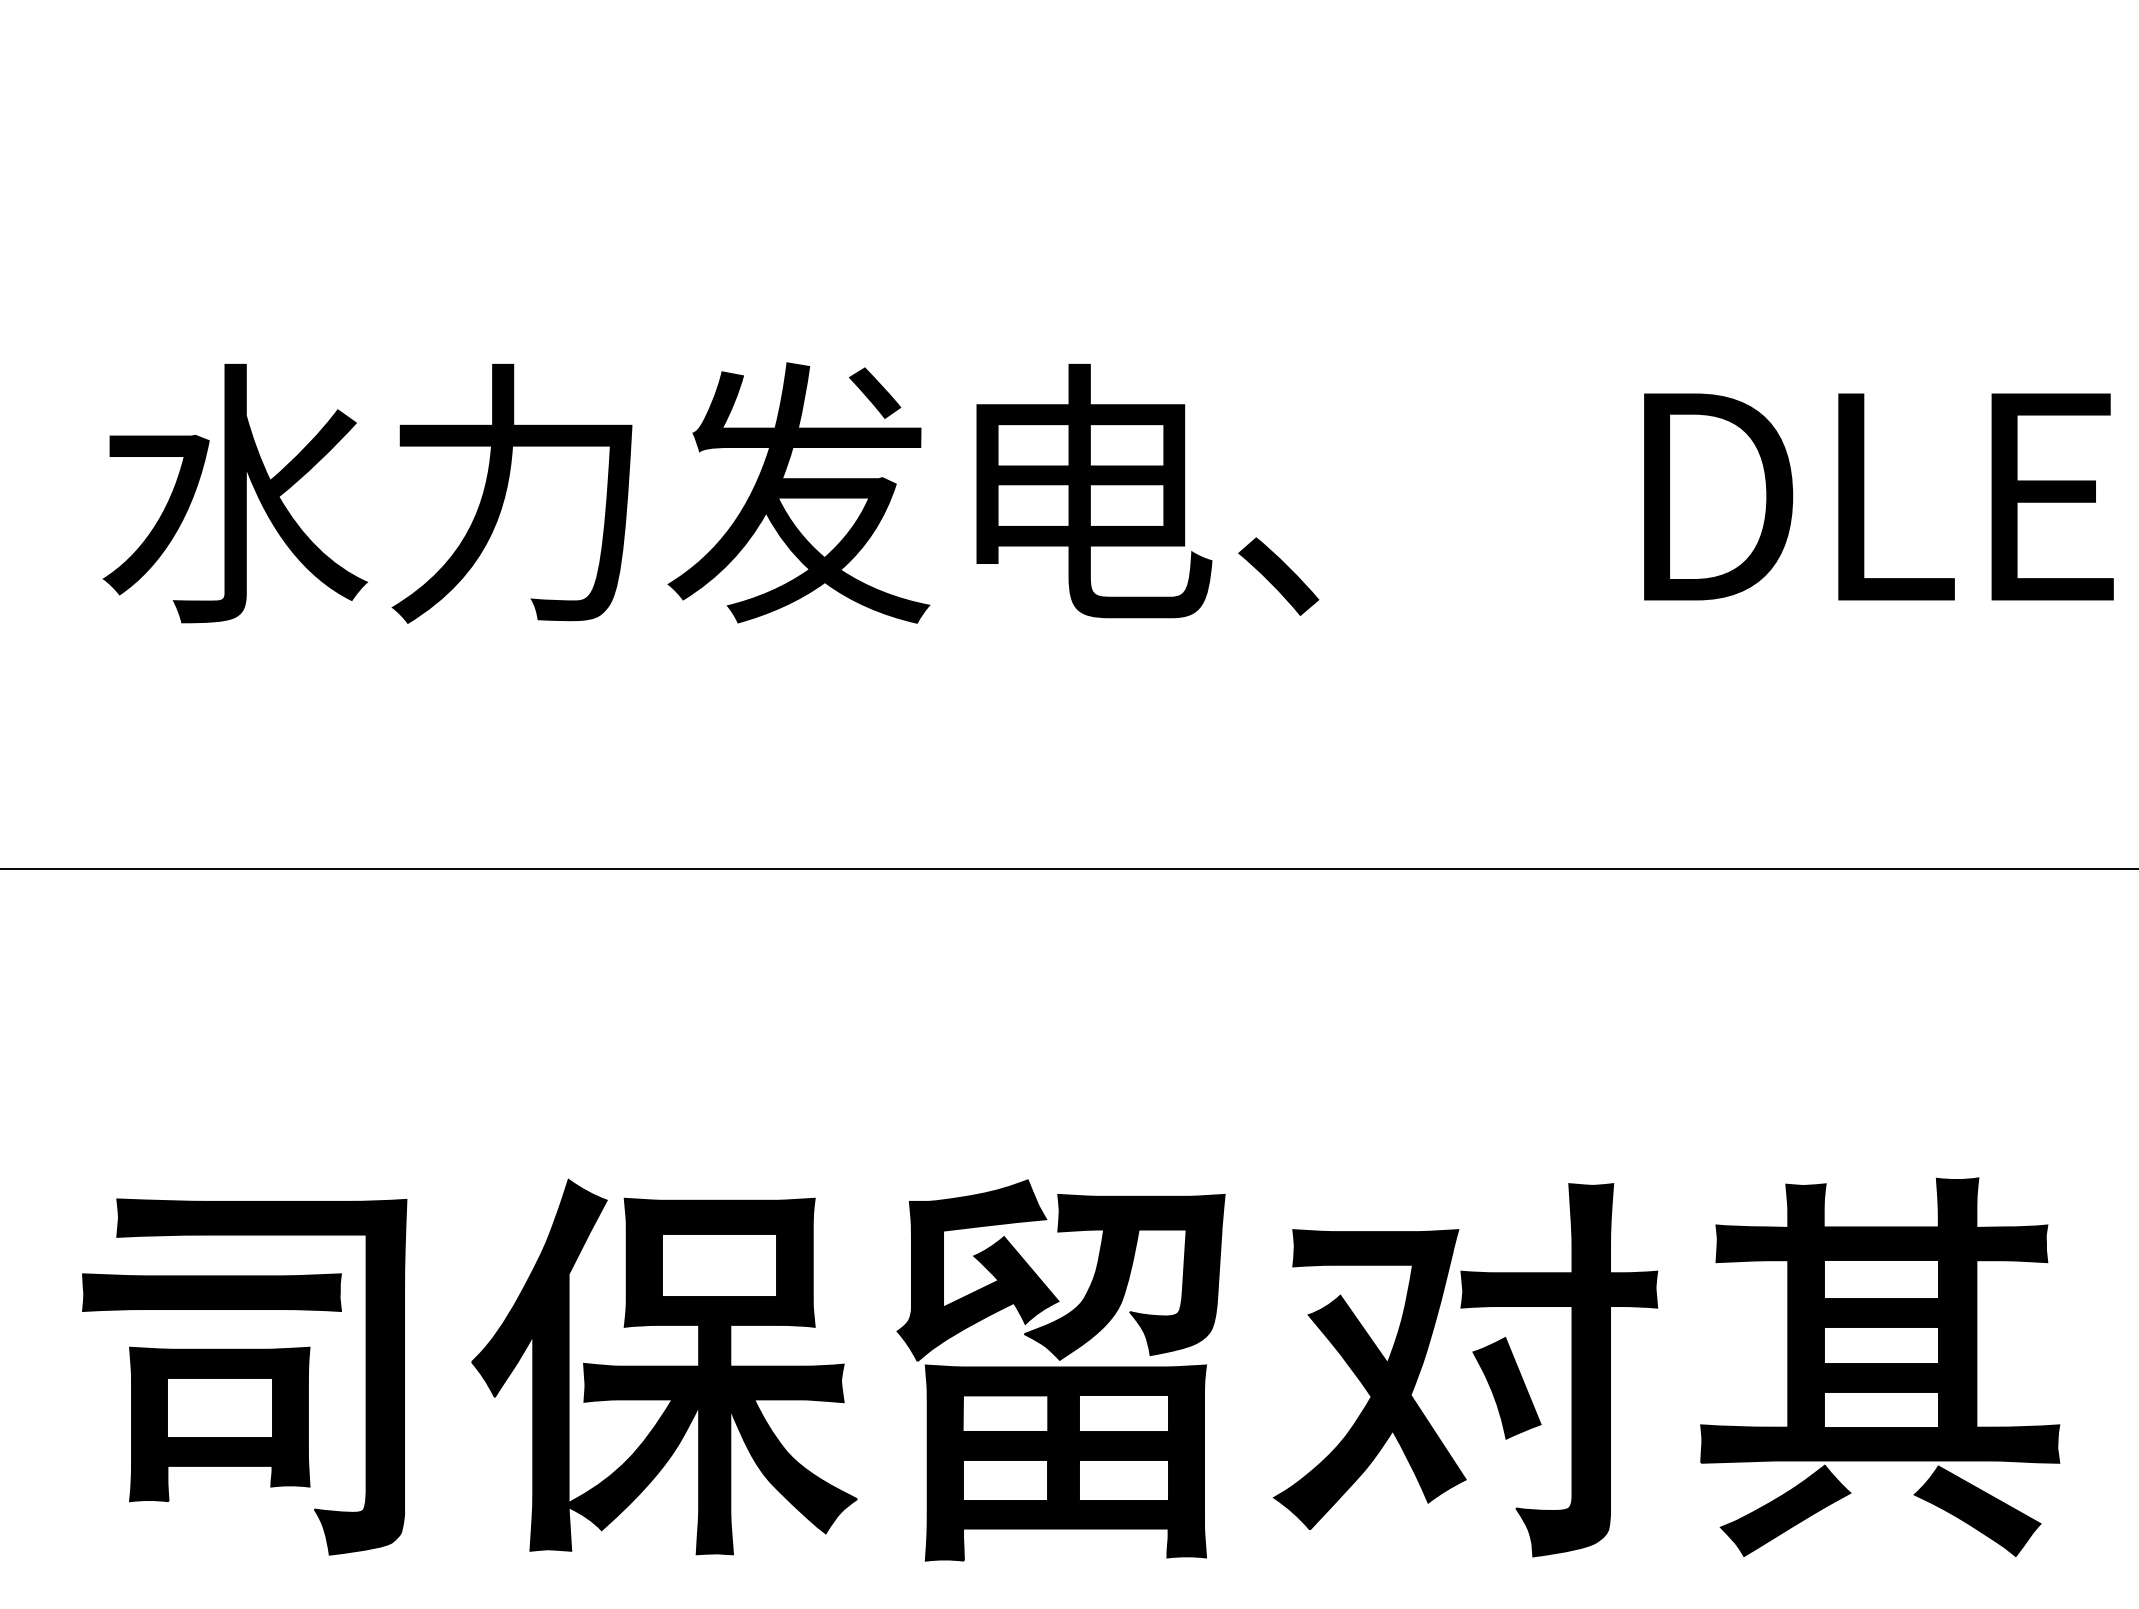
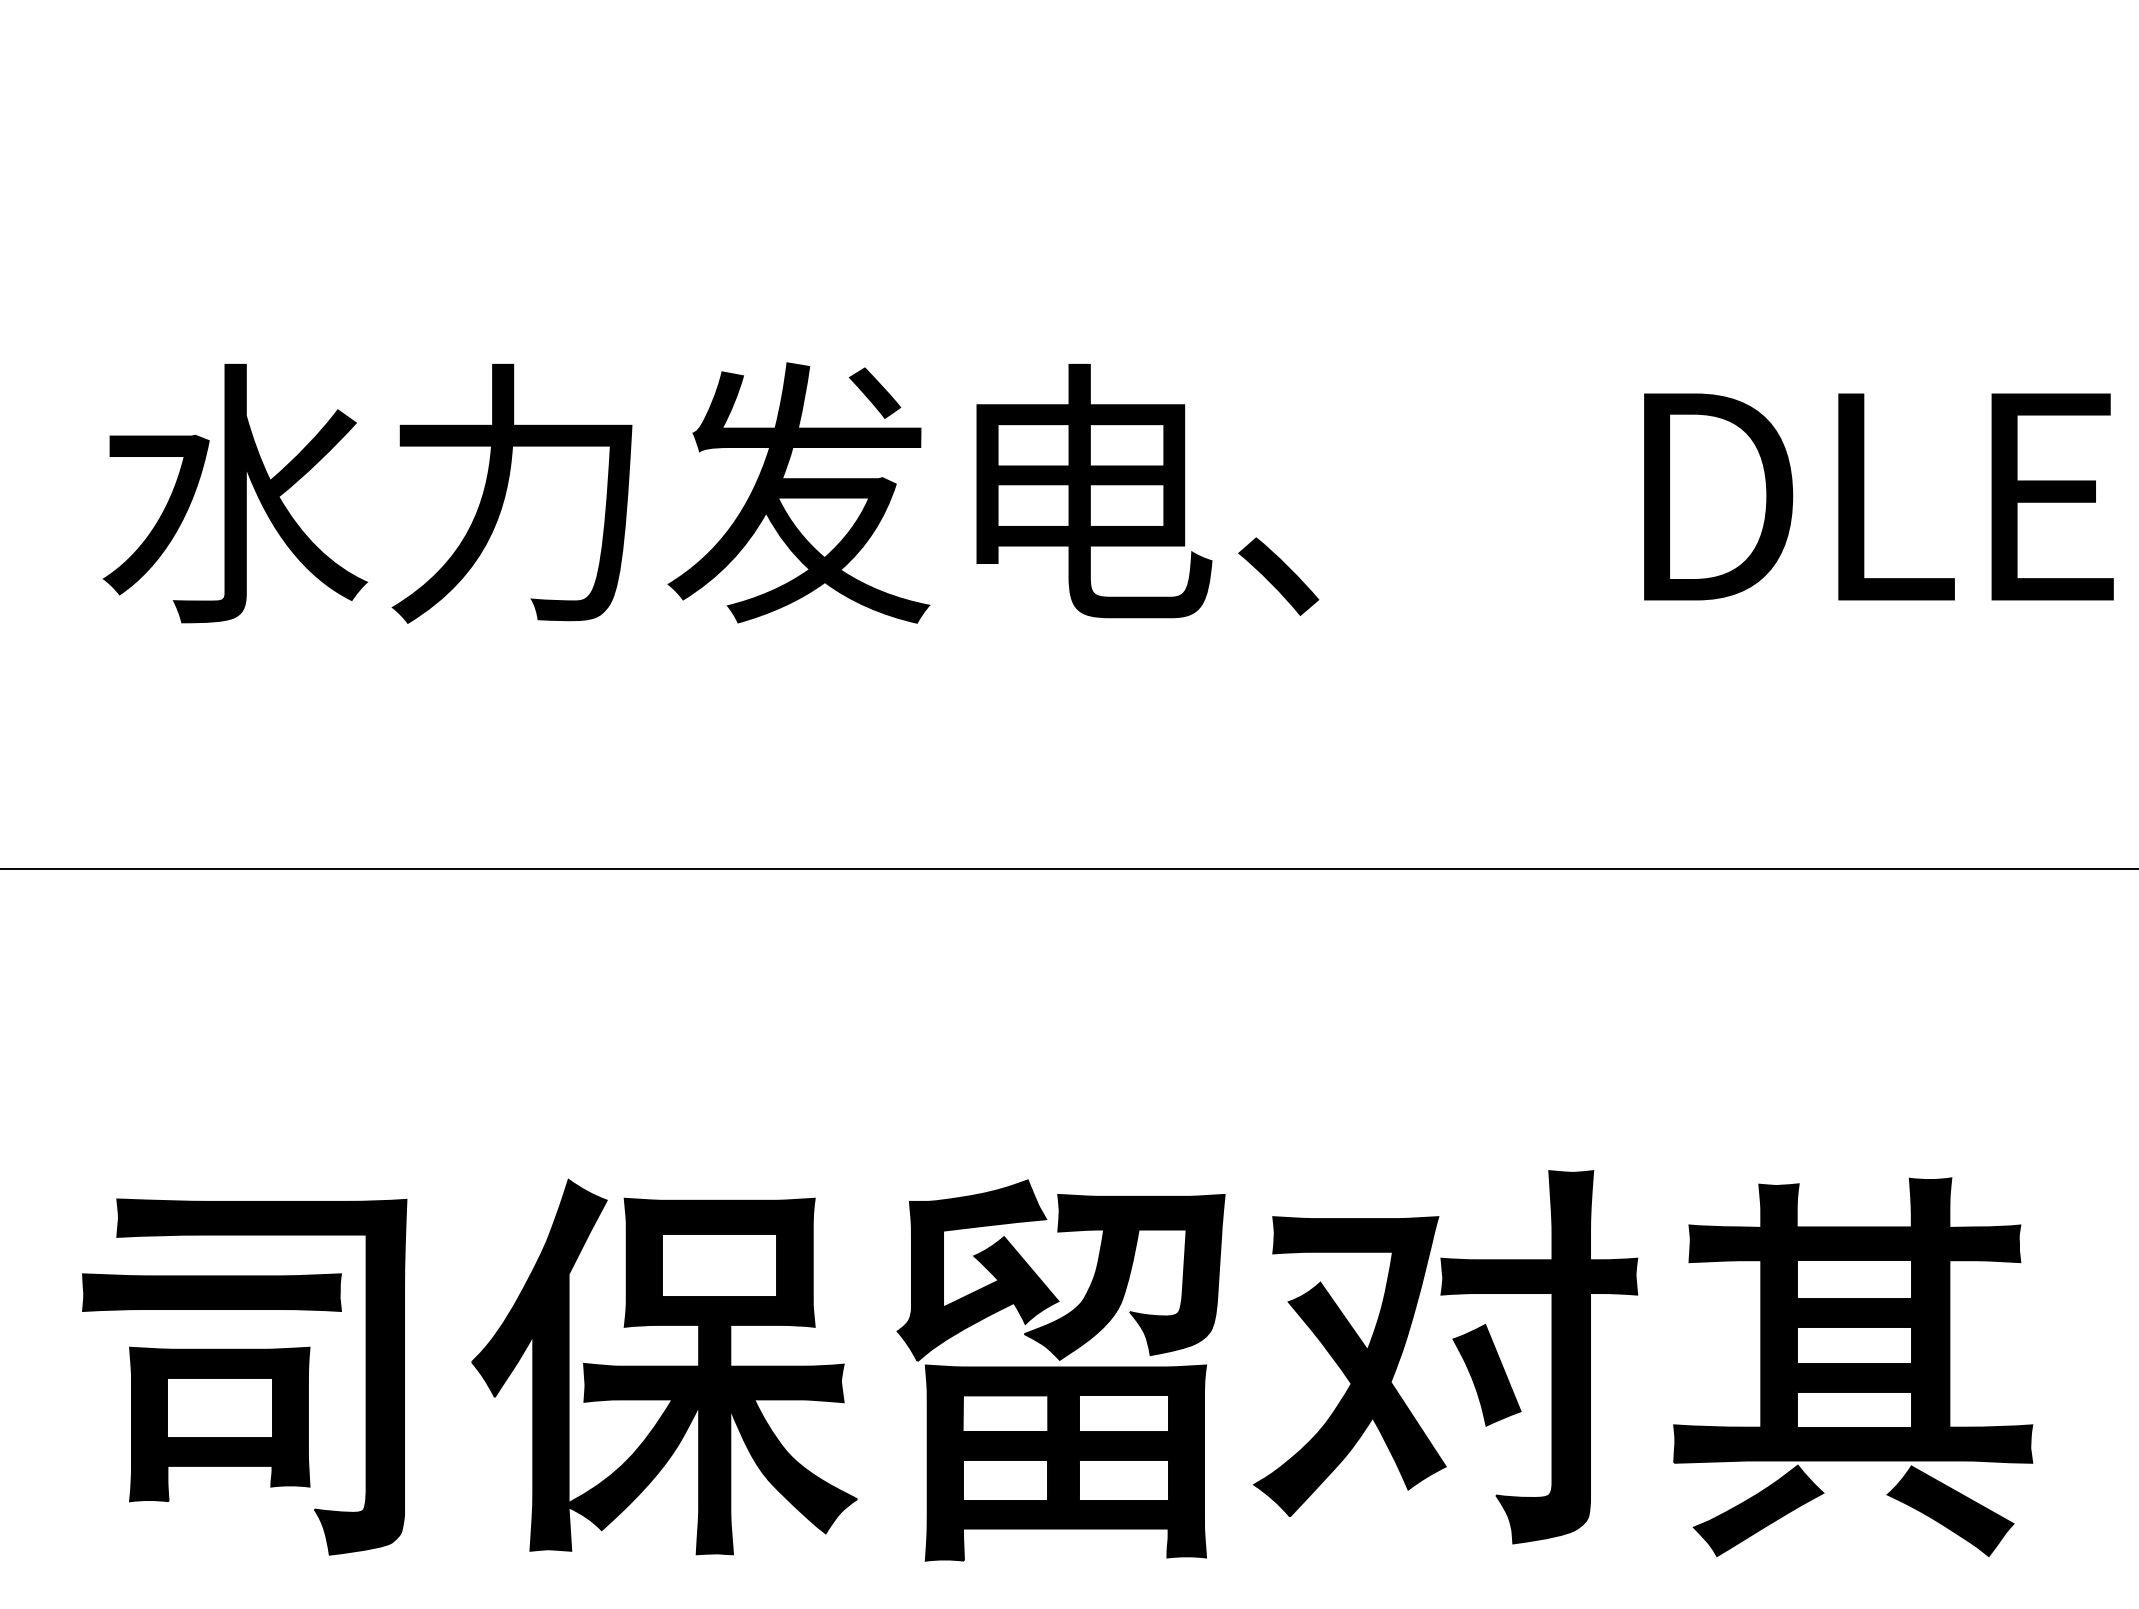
part position: (1478, 1364) -> (1458, 1351) (1458, 1351)
part position: (1880, 1366) -> (1853, 1366) (1853, 1366)
